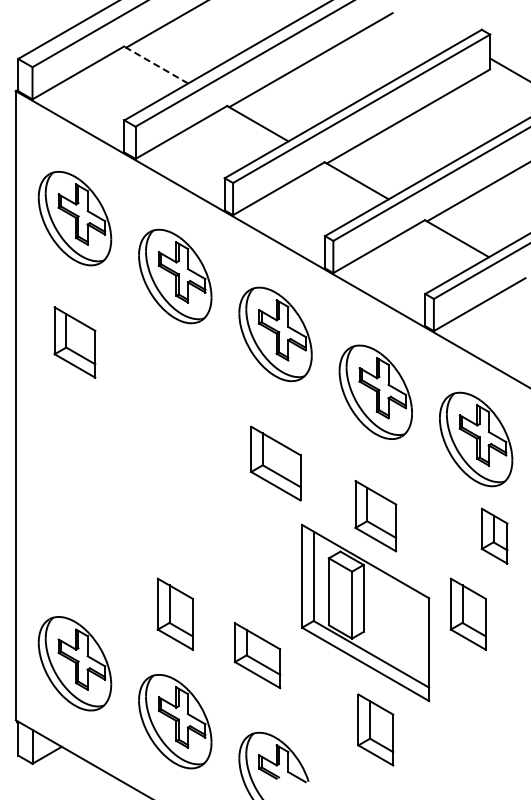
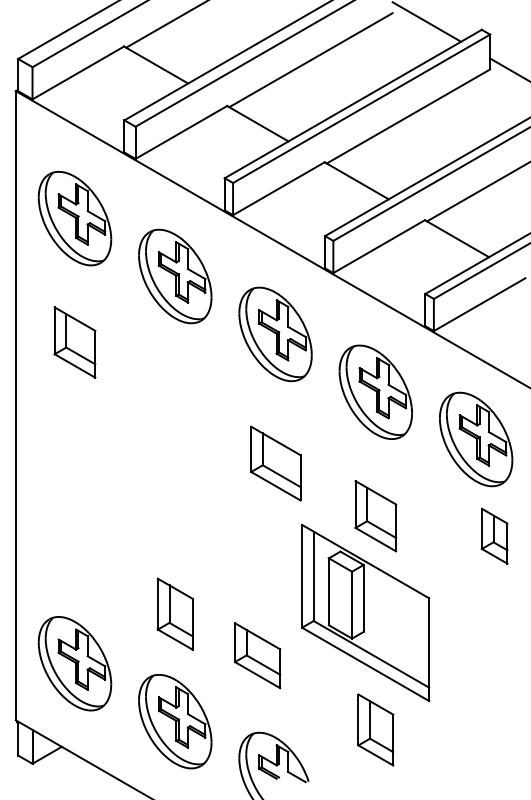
line: none -> present (426, 21)
line: dashed -> solid (155, 64)
part: present -> none (467, 613)
